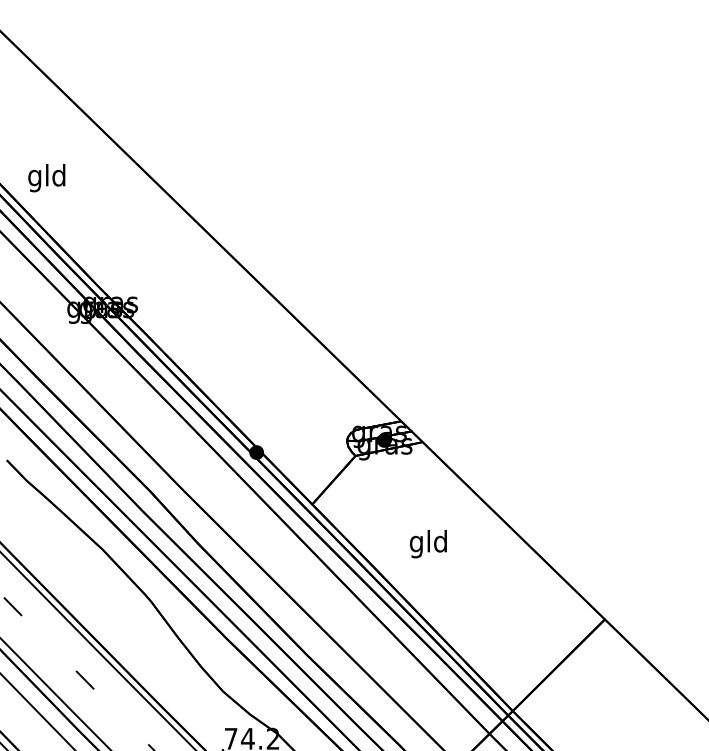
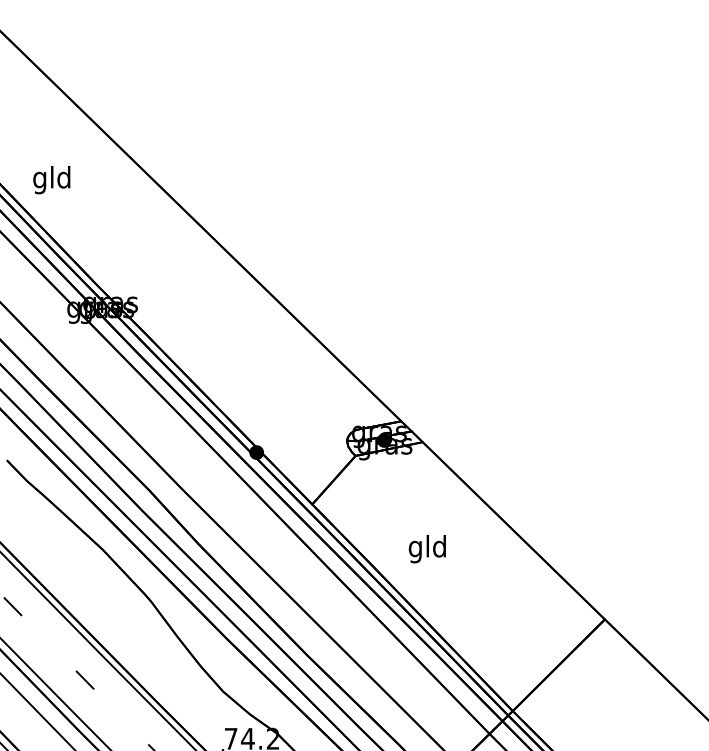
text position: (46, 178) -> (51, 180) (51, 180)
text position: (427, 544) -> (426, 549) (426, 549)
